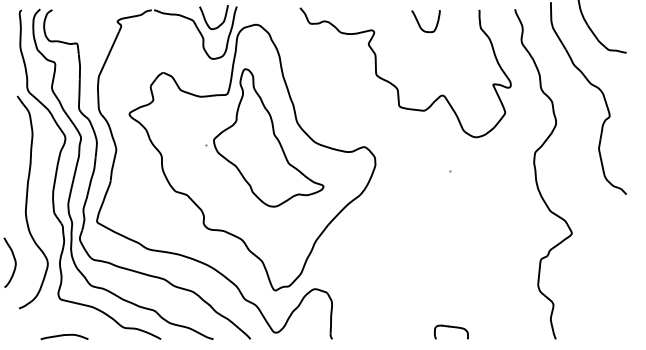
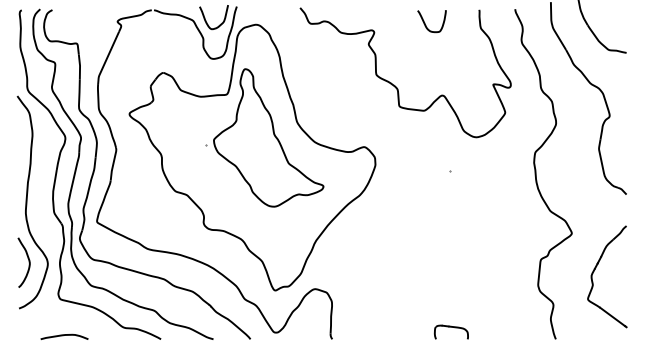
curve position: (419, 23) -> (425, 23) (425, 23)
curve position: (14, 262) -> (28, 262) (28, 262)
part: none -> present (596, 268)
